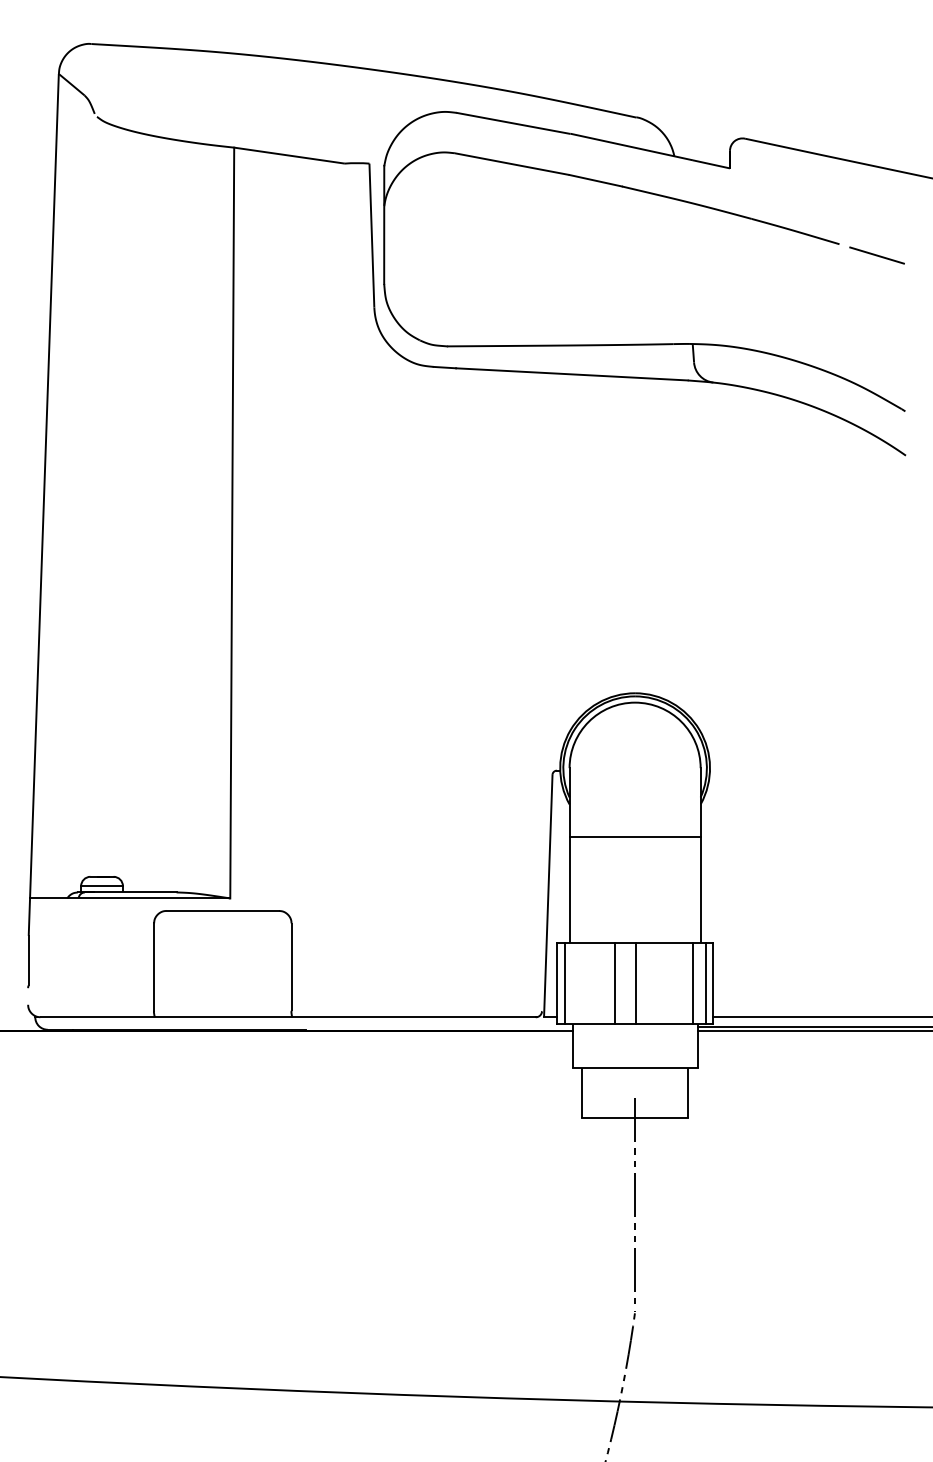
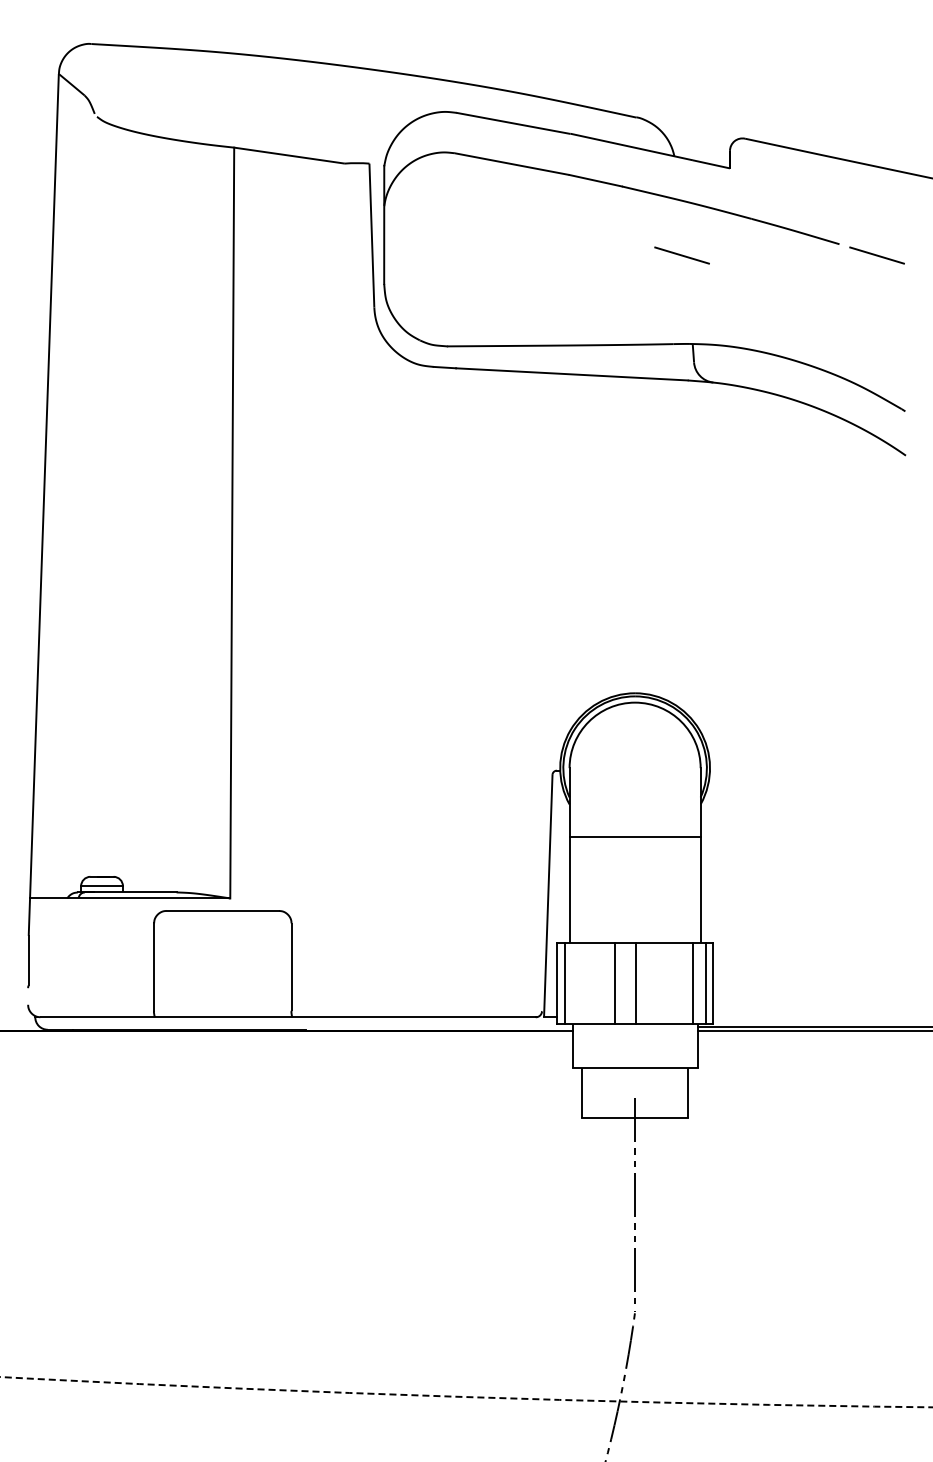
line: none -> present (681, 255)
line: present -> none (821, 1017)
arc: solid -> dashed (466, 1396)
